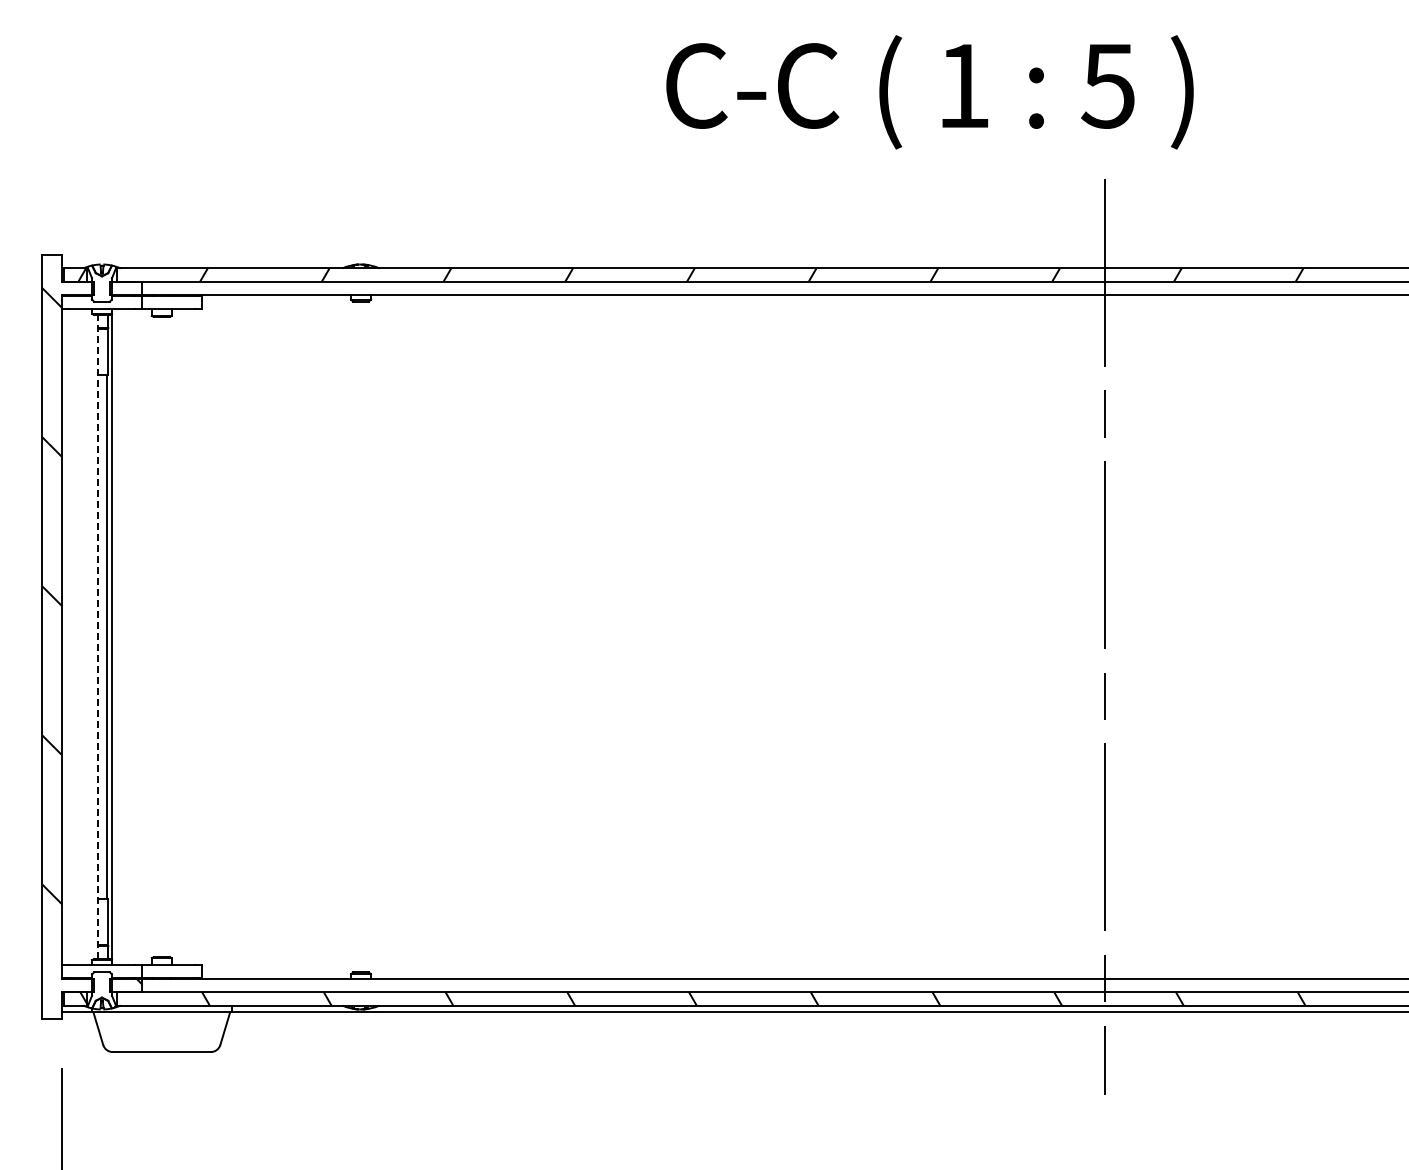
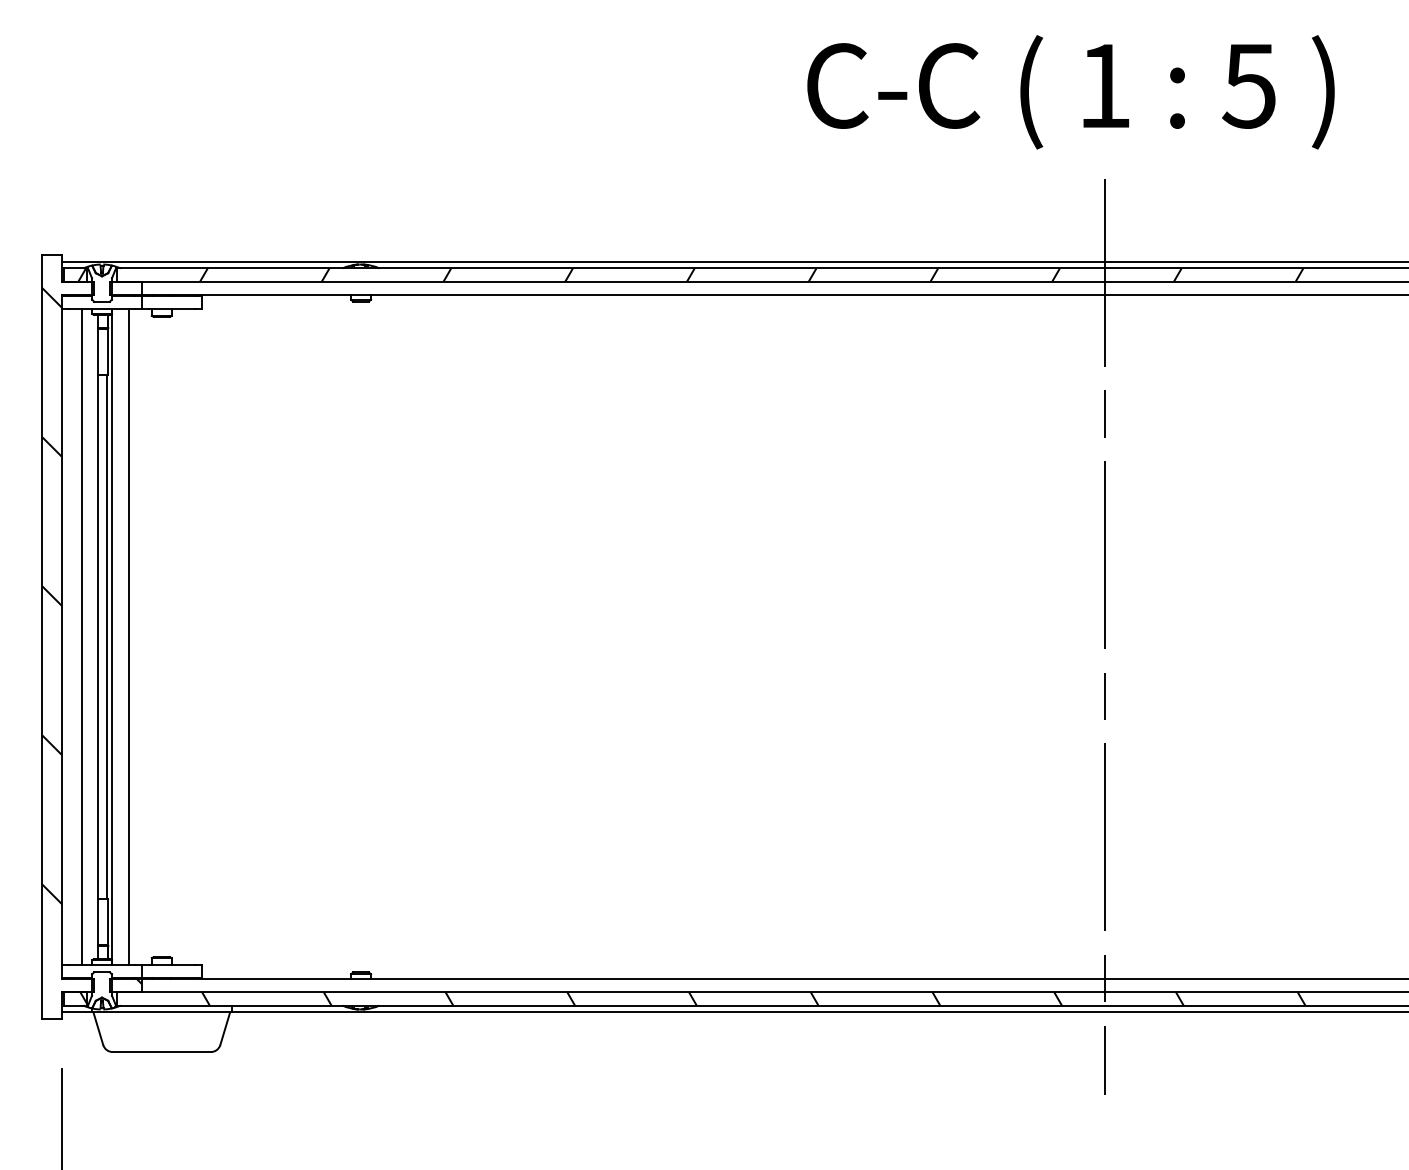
text position: (929, 92) -> (1070, 92) (1070, 92)
line: none -> present (733, 261)
line: none -> present (82, 636)
line: dashed -> solid (98, 636)
line: none -> present (128, 636)
